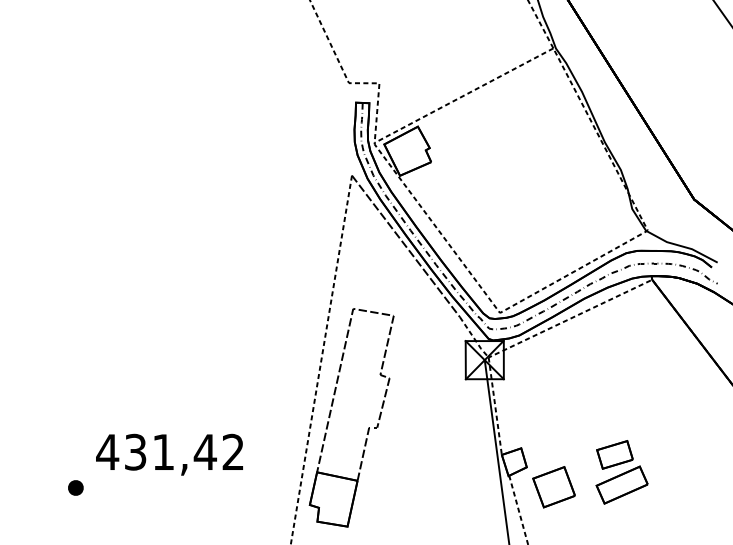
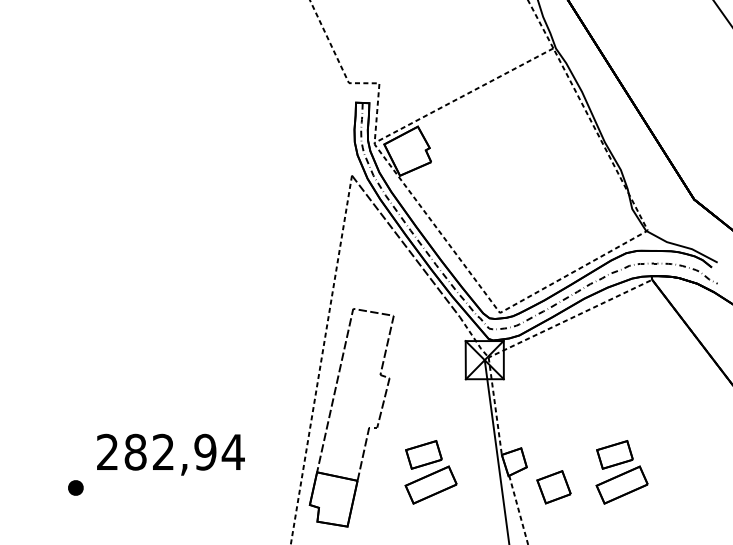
text: 431,42 -> 282,94 (170, 451)
part: none -> present (430, 472)
part size: 44x43 px -> 36x35 px (553, 487)
